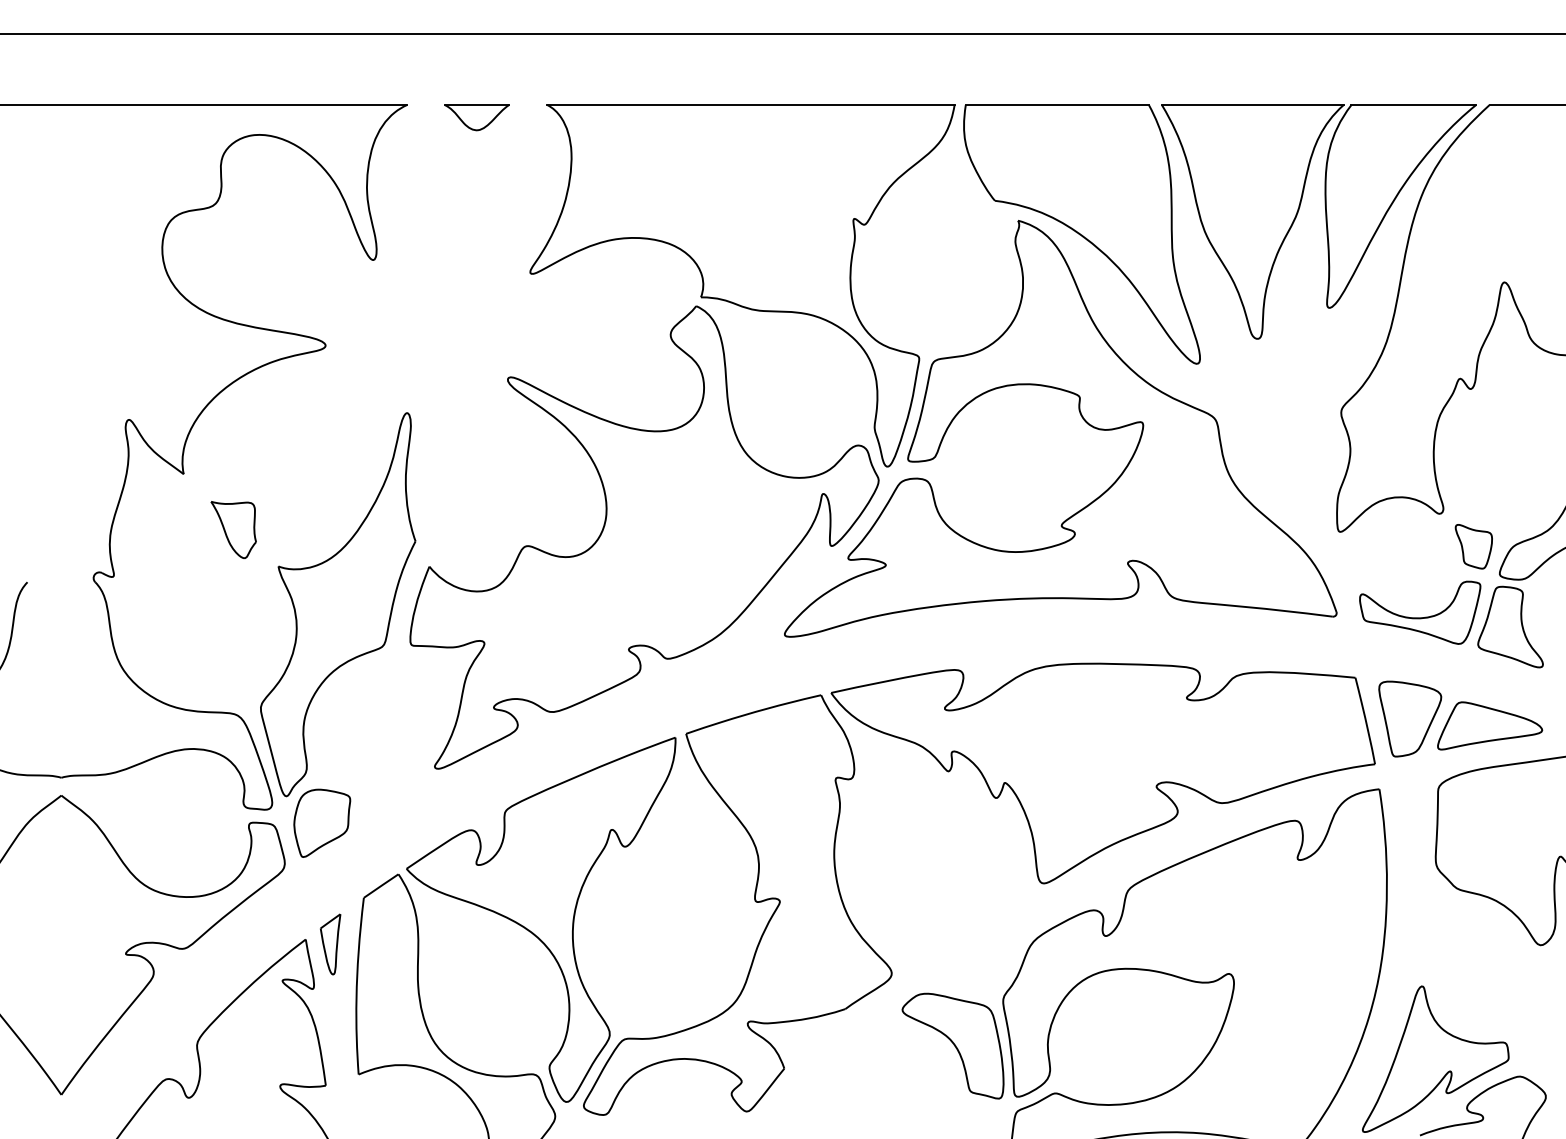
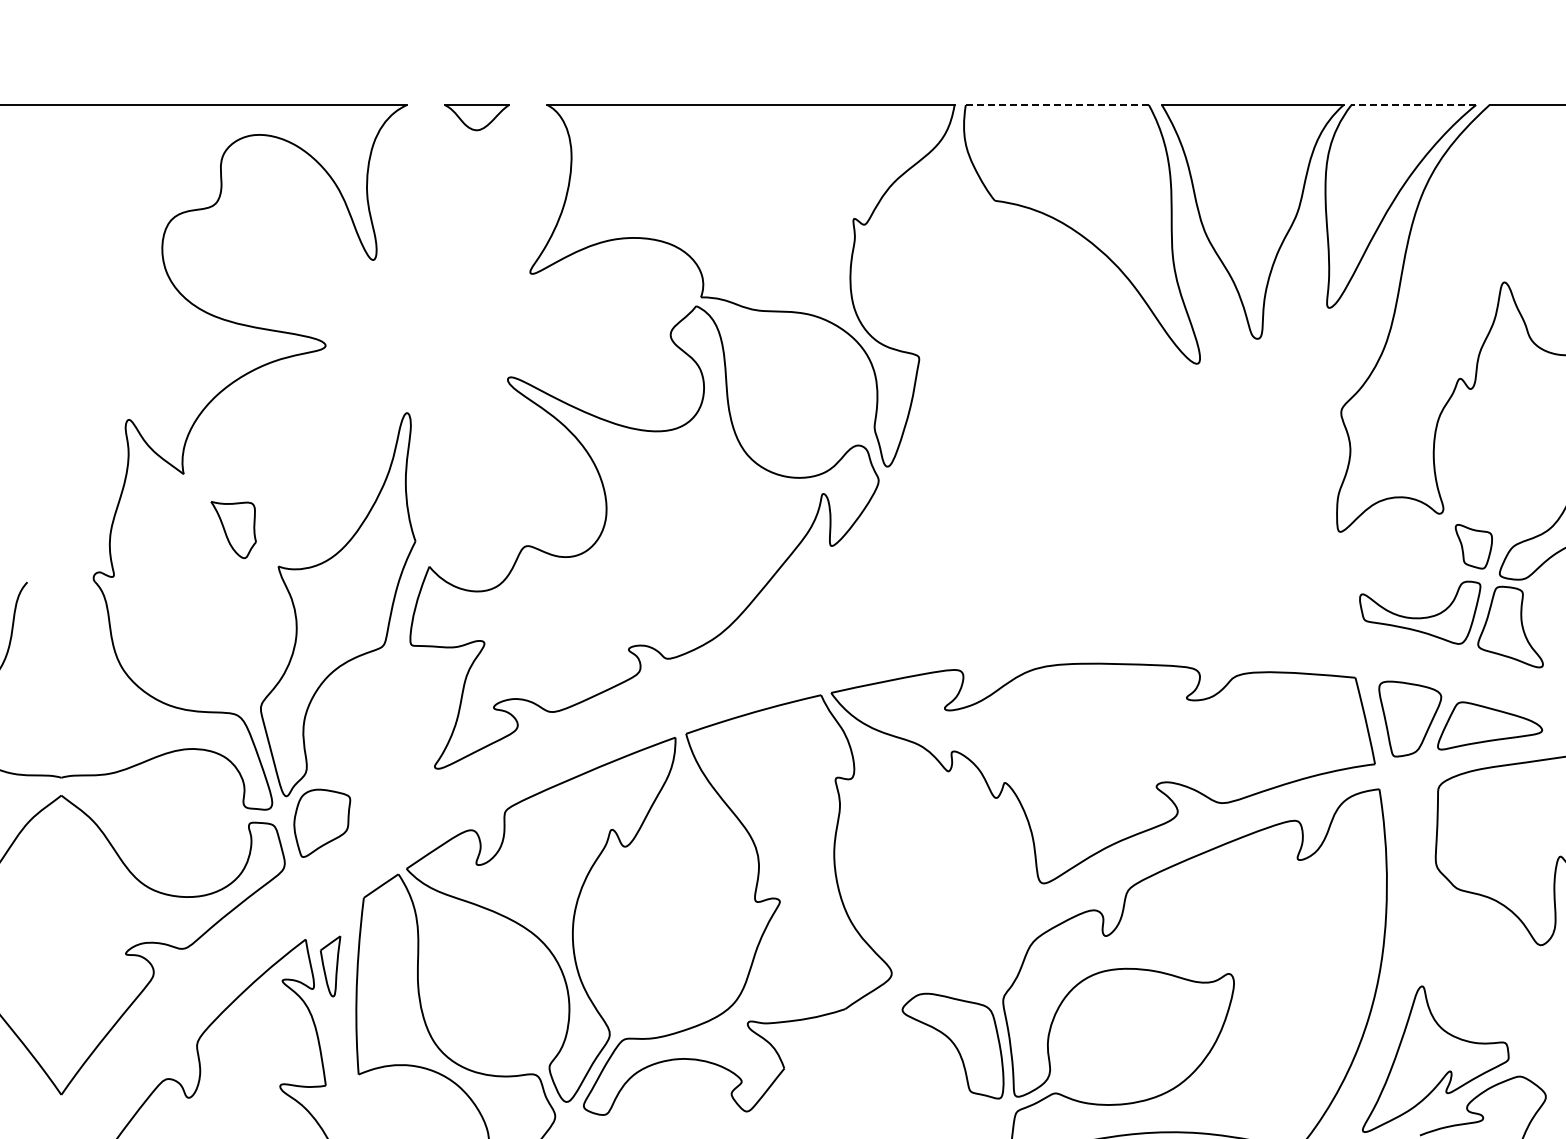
line: present -> none (782, 34)
line: solid -> dashed (1057, 105)
line: solid -> dashed (1413, 105)
part: present -> none (1081, 417)
part position: (330, 944) -> (330, 966) (330, 966)
